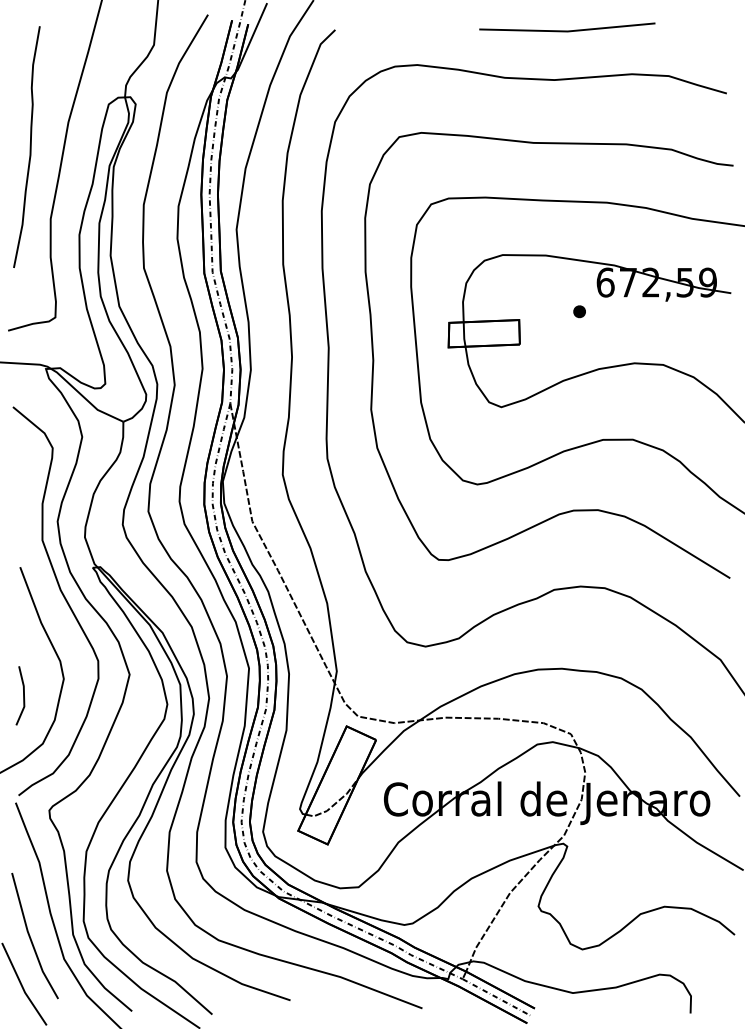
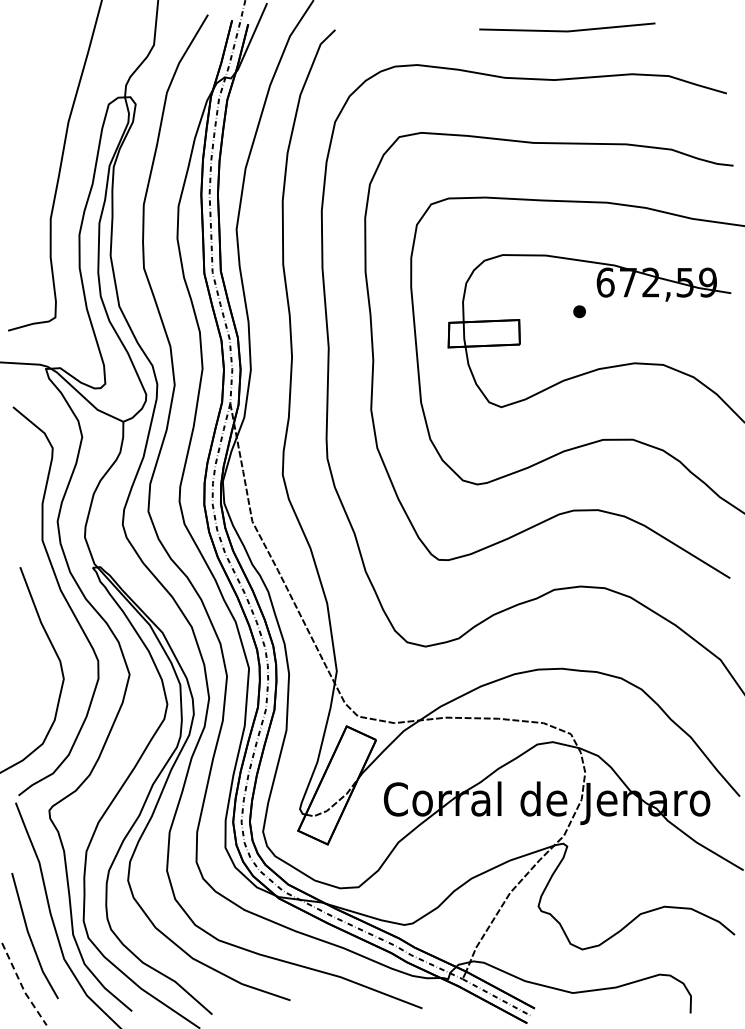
curve: present -> none (29, 146)
line: present -> none (23, 695)
line: solid -> dashed (22, 986)
